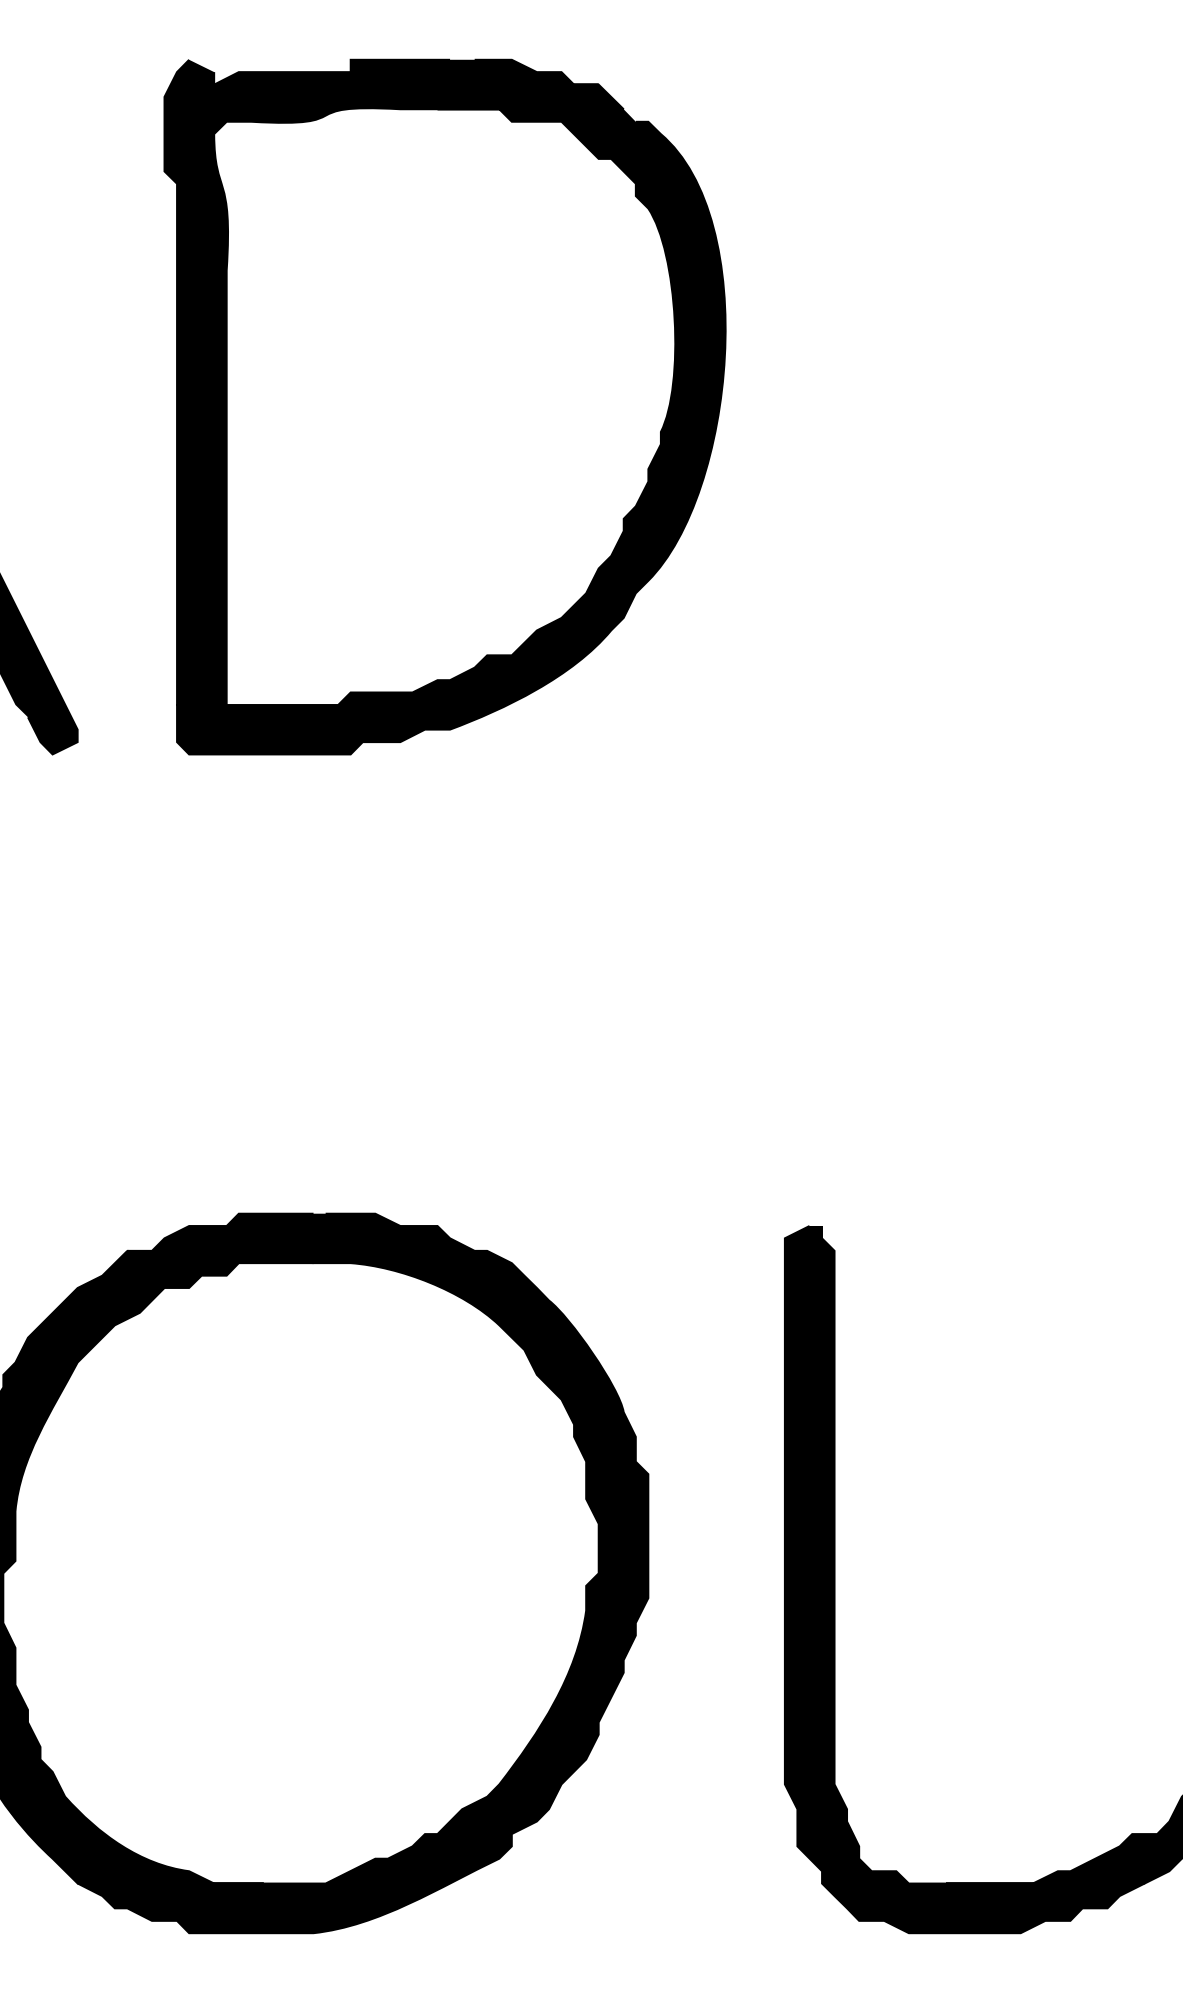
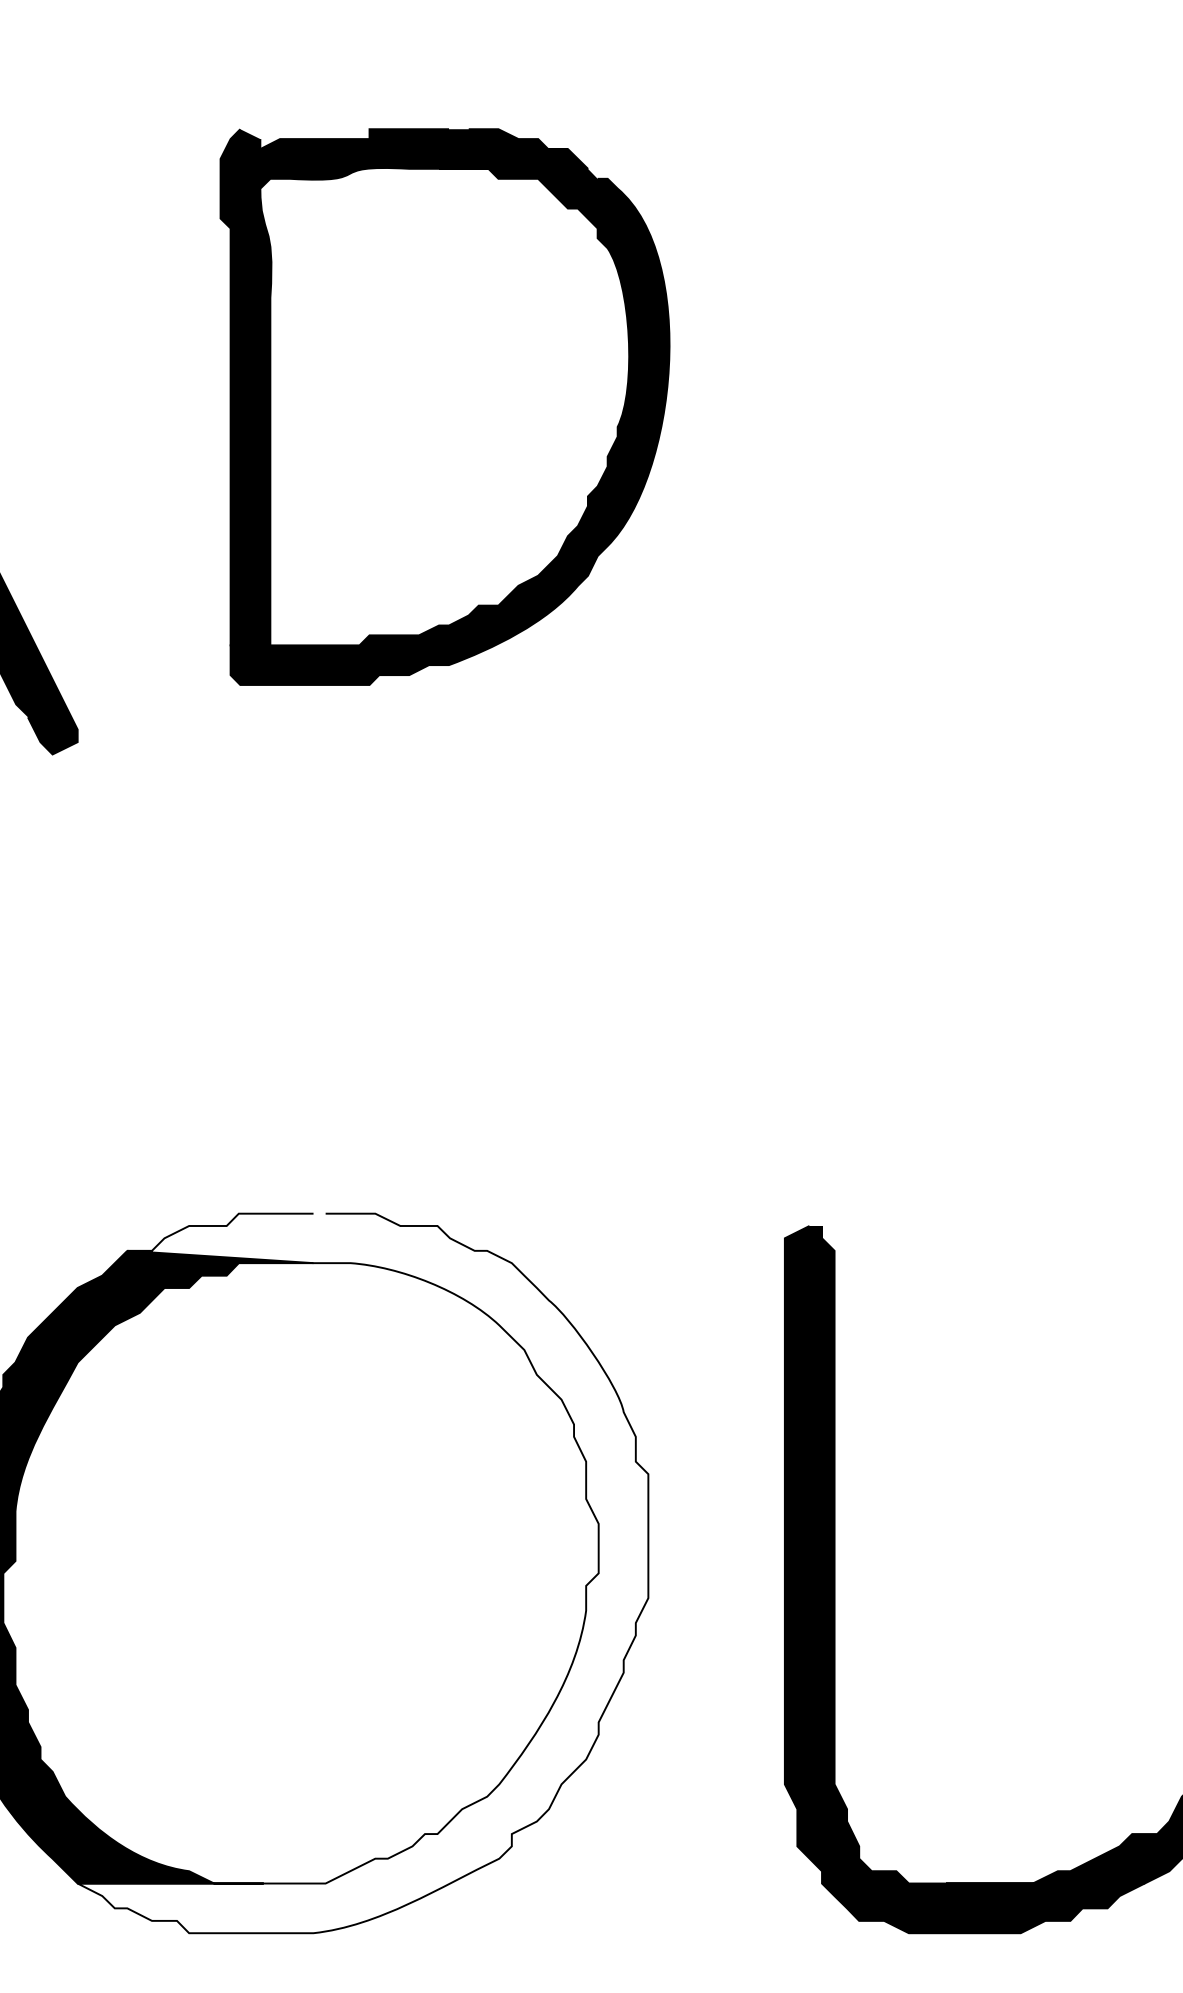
part size: 564x698 px -> 452x558 px (444, 406)
fill: present -> none (362, 1573)
